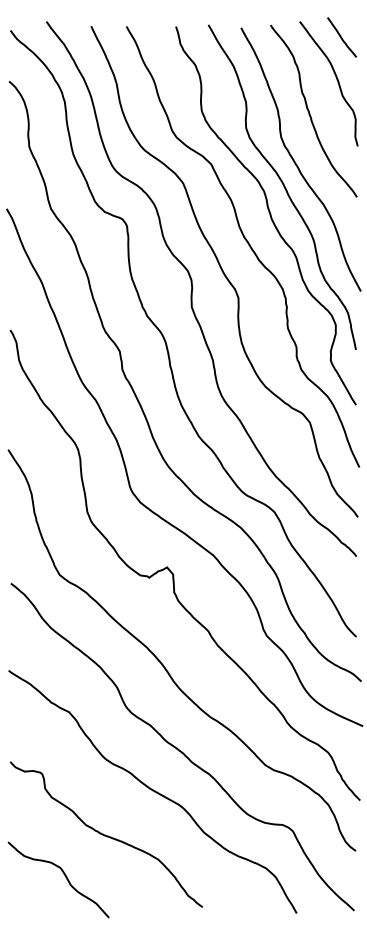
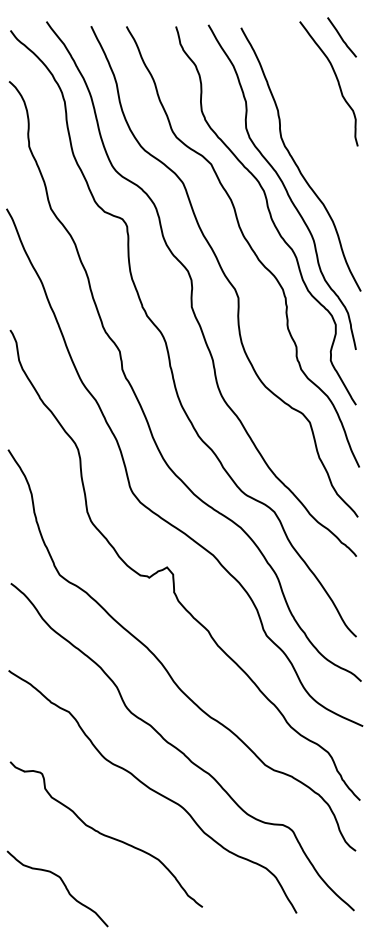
curve: present -> none (309, 110)
curve position: (63, 874) -> (62, 883) (62, 883)
